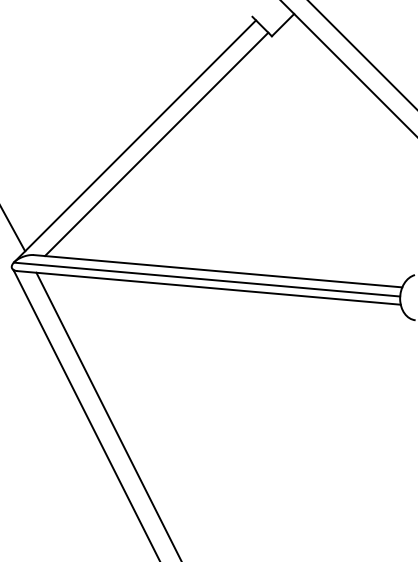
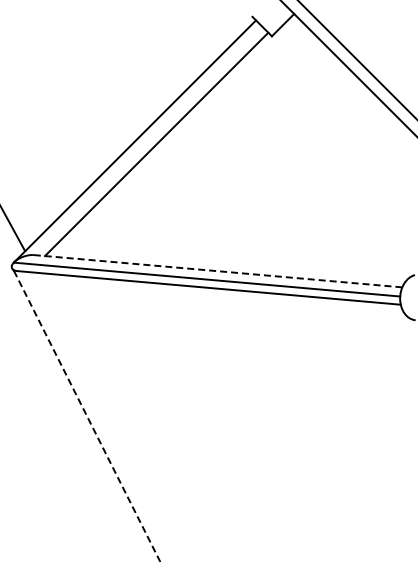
line position: (361, 54) -> (356, 59) (356, 59)
line: solid -> dashed (218, 271)
line: present -> none (108, 415)
line: solid -> dashed (87, 416)
